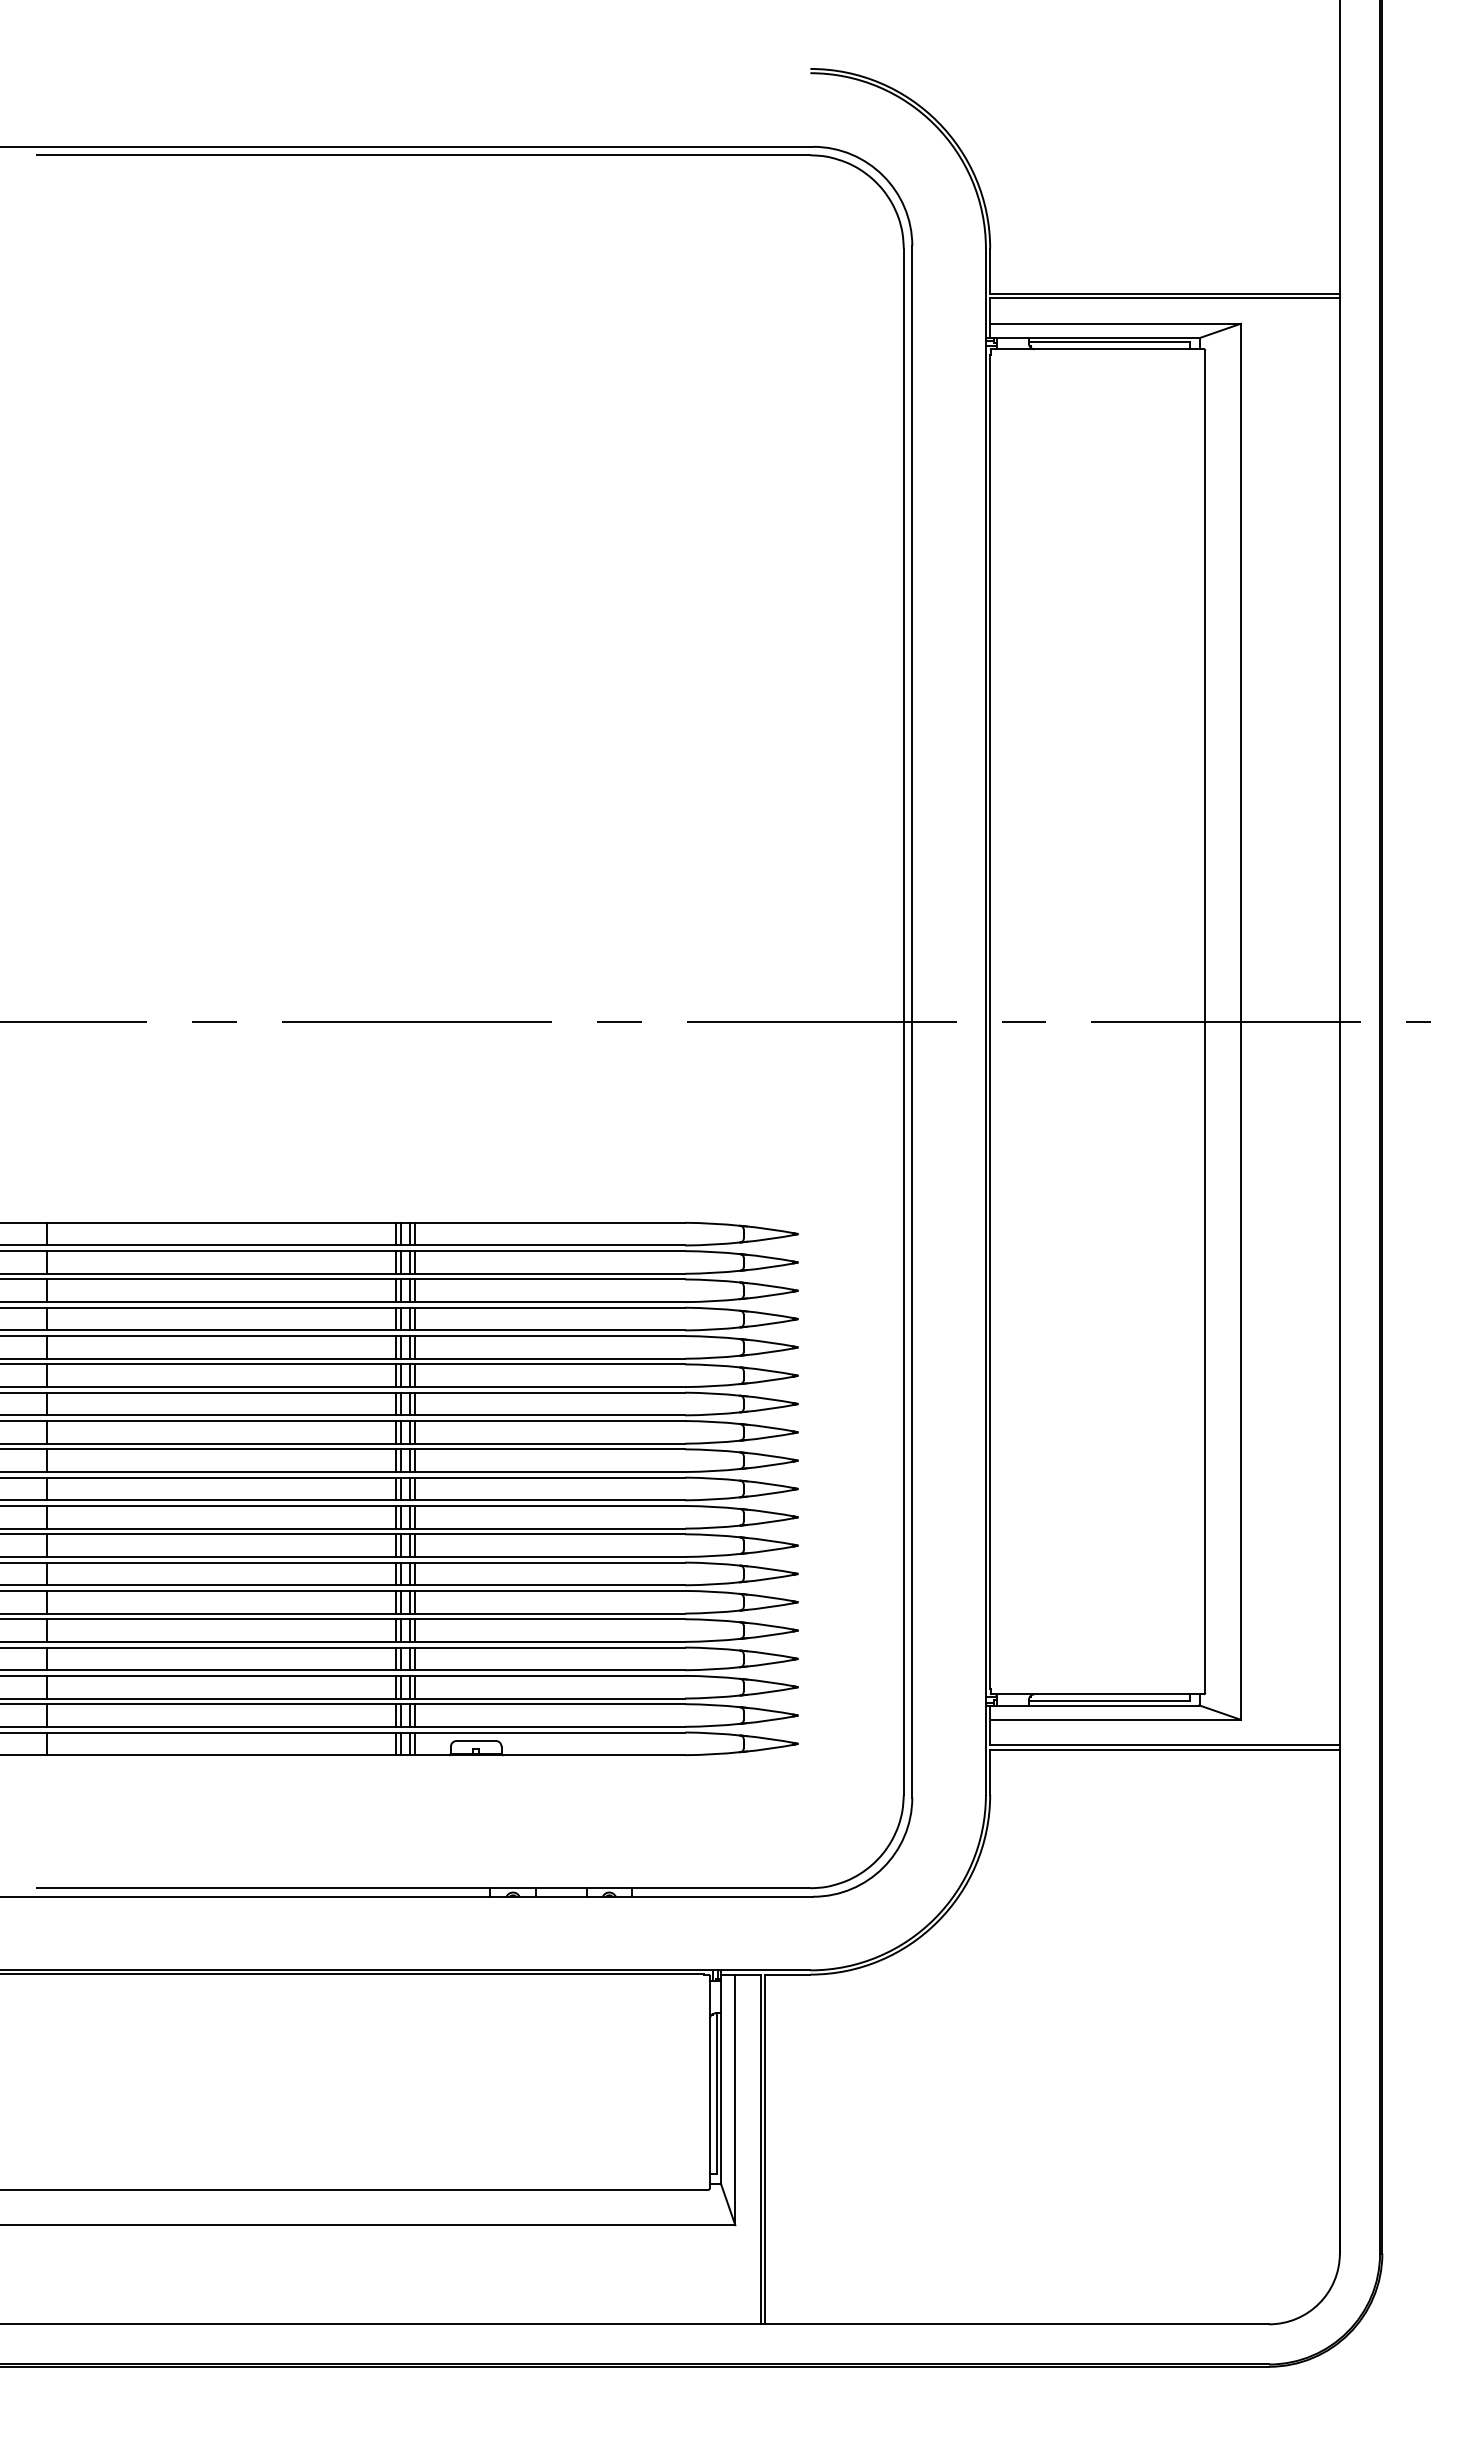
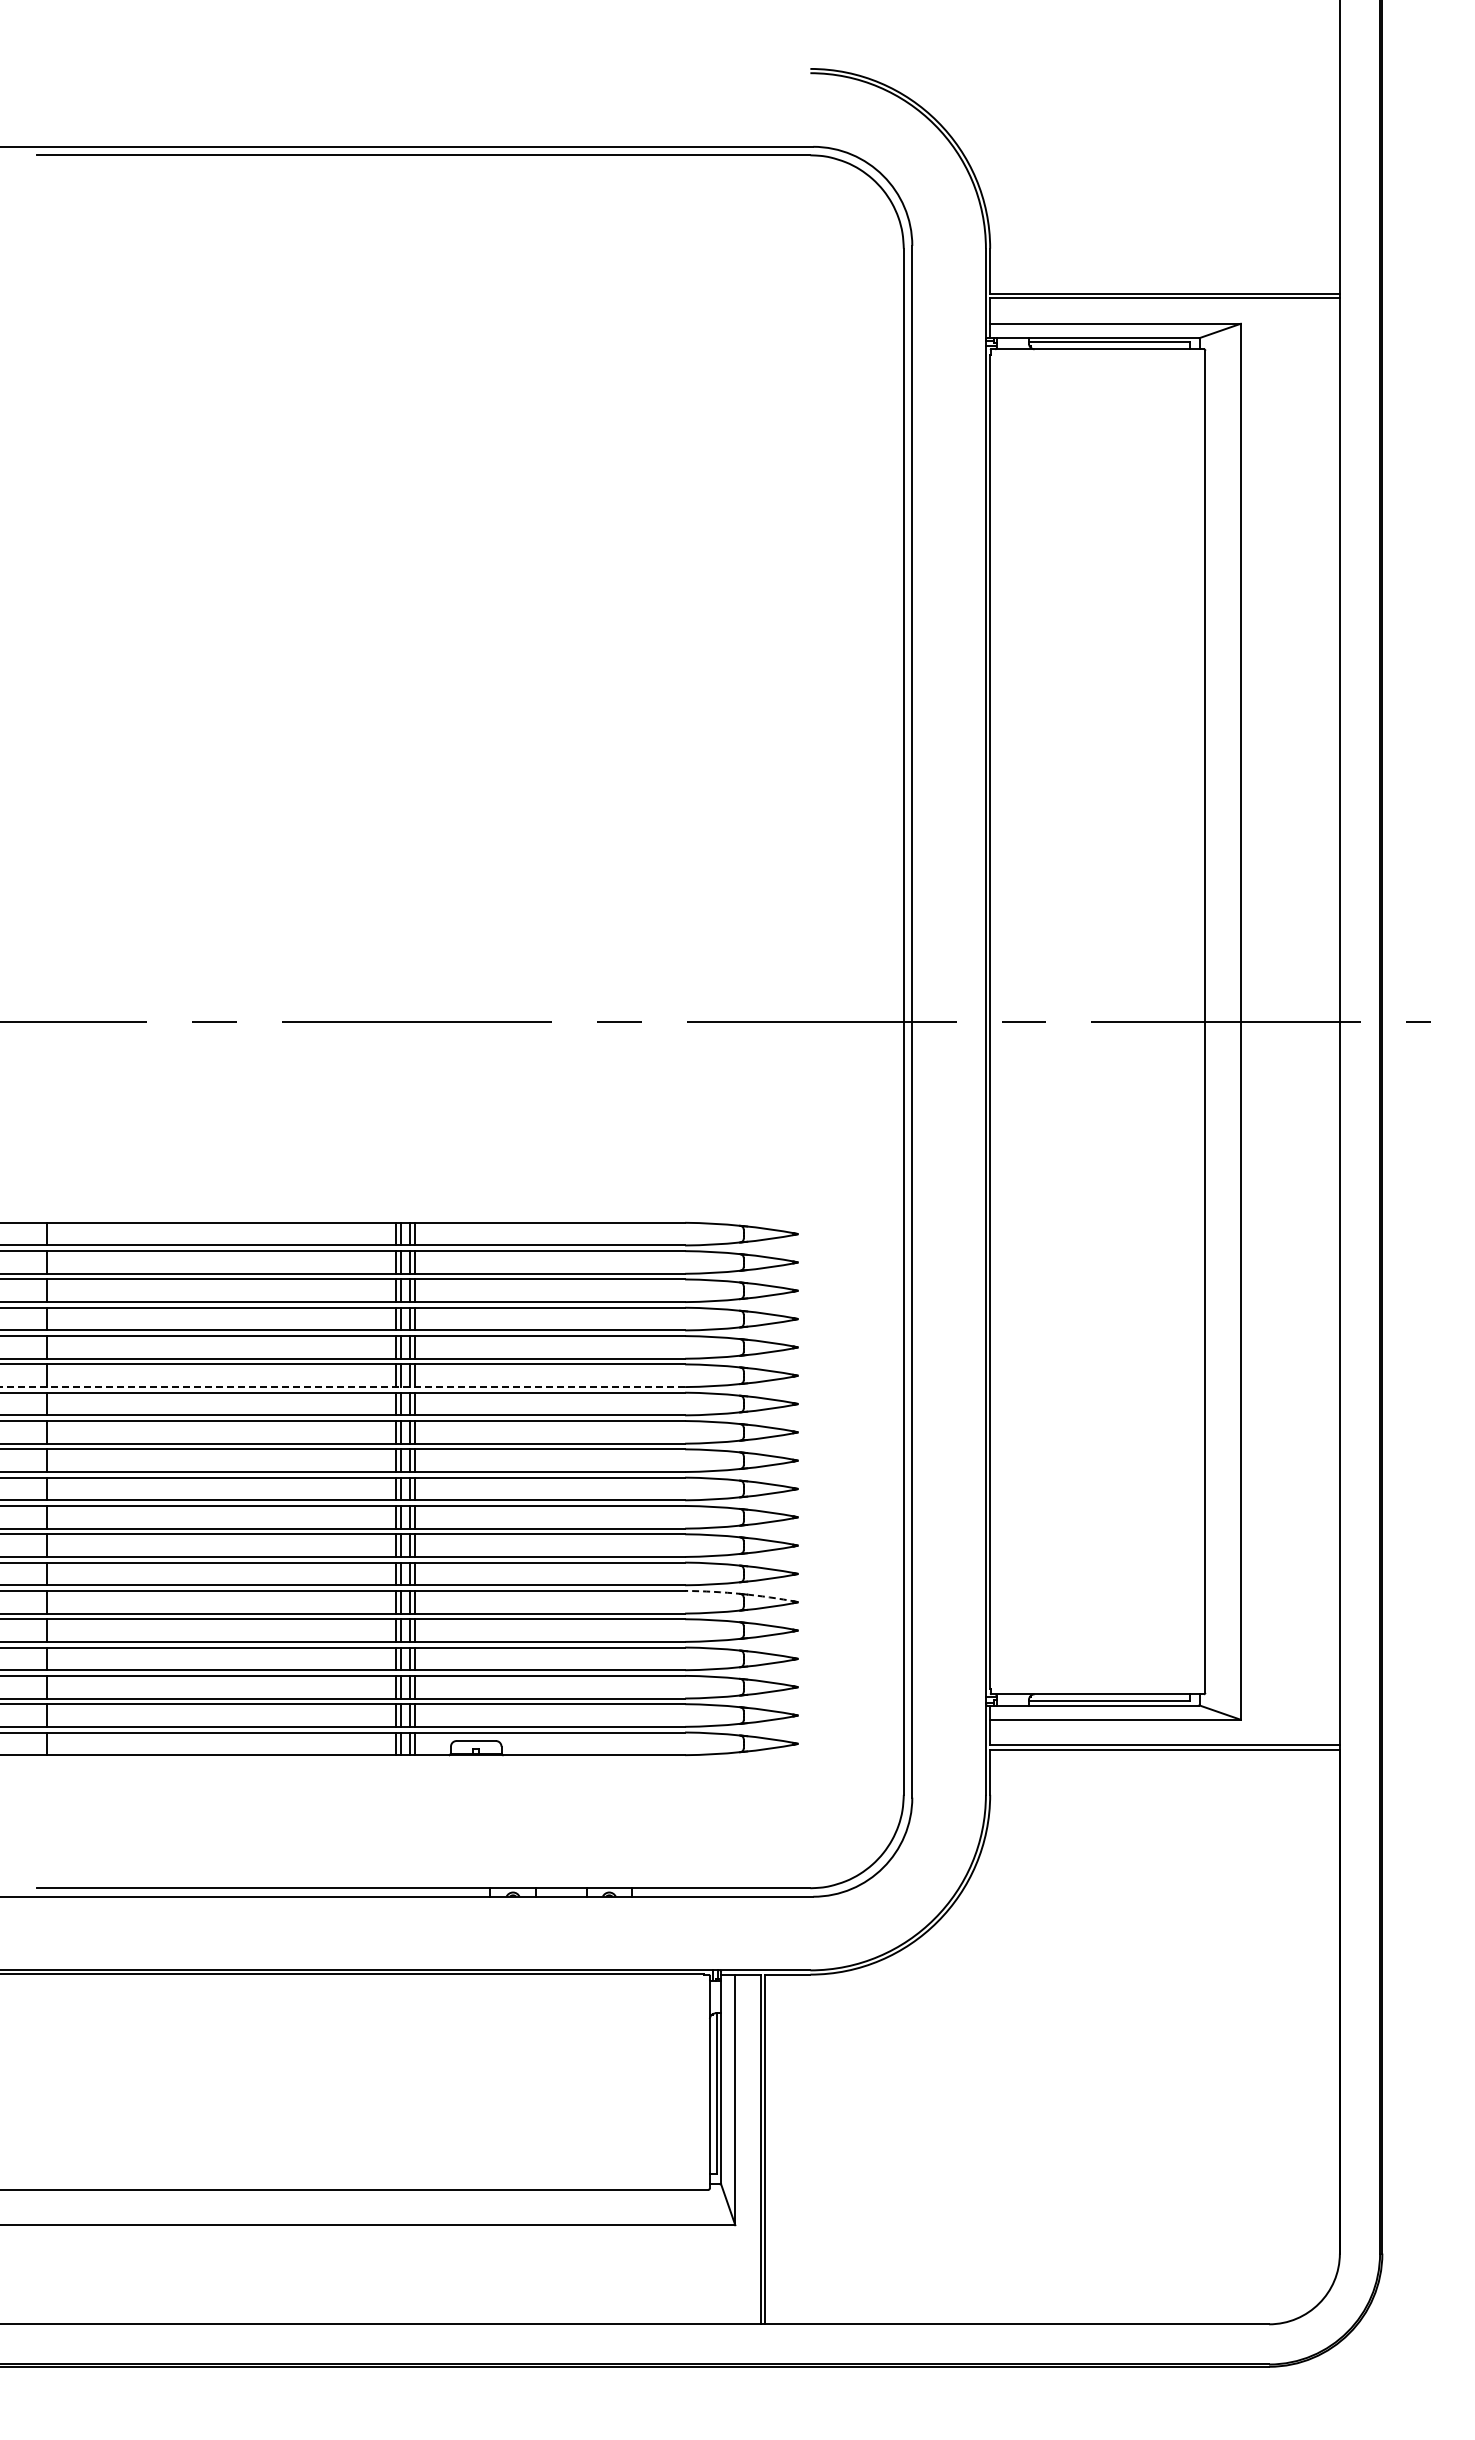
line: solid -> dashed (342, 1387)
arc: solid -> dashed (741, 1593)
